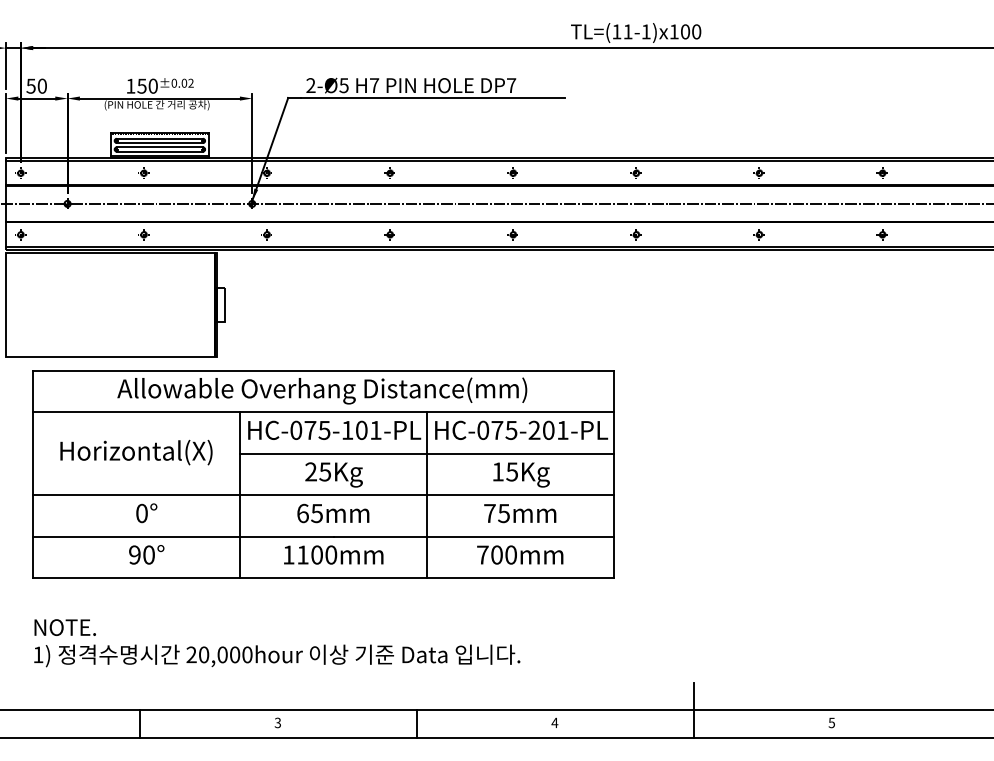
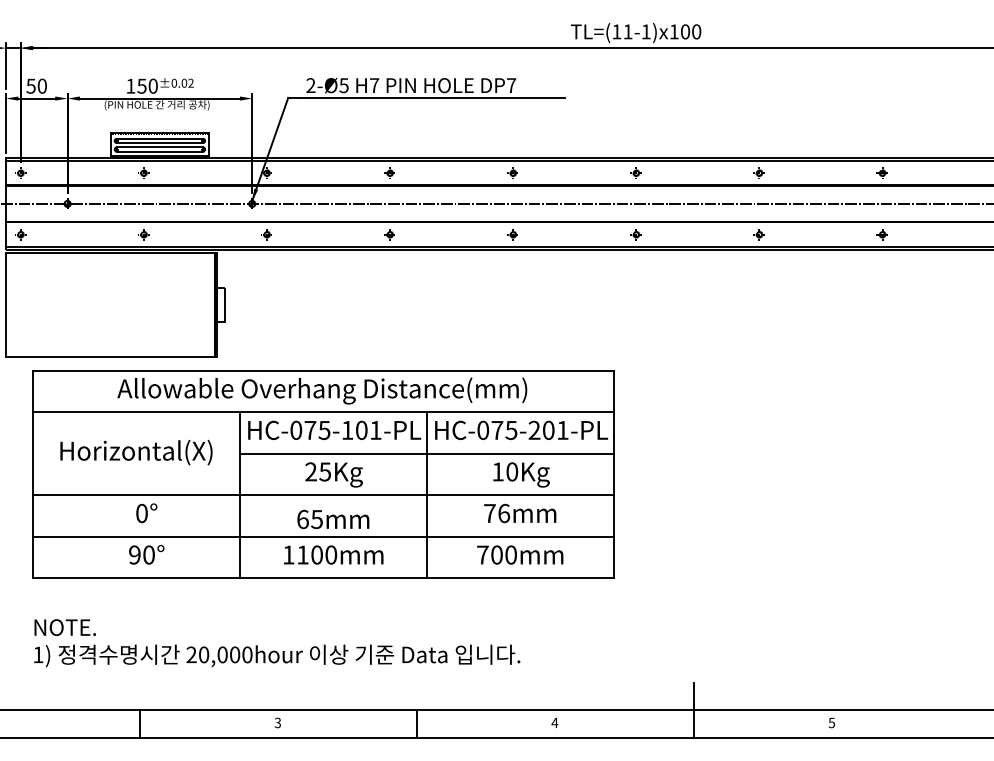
text: 15Kg -> 10Kg (512, 471)
text position: (333, 513) -> (333, 519) (333, 519)
text: 75mm -> 76mm (504, 513)
